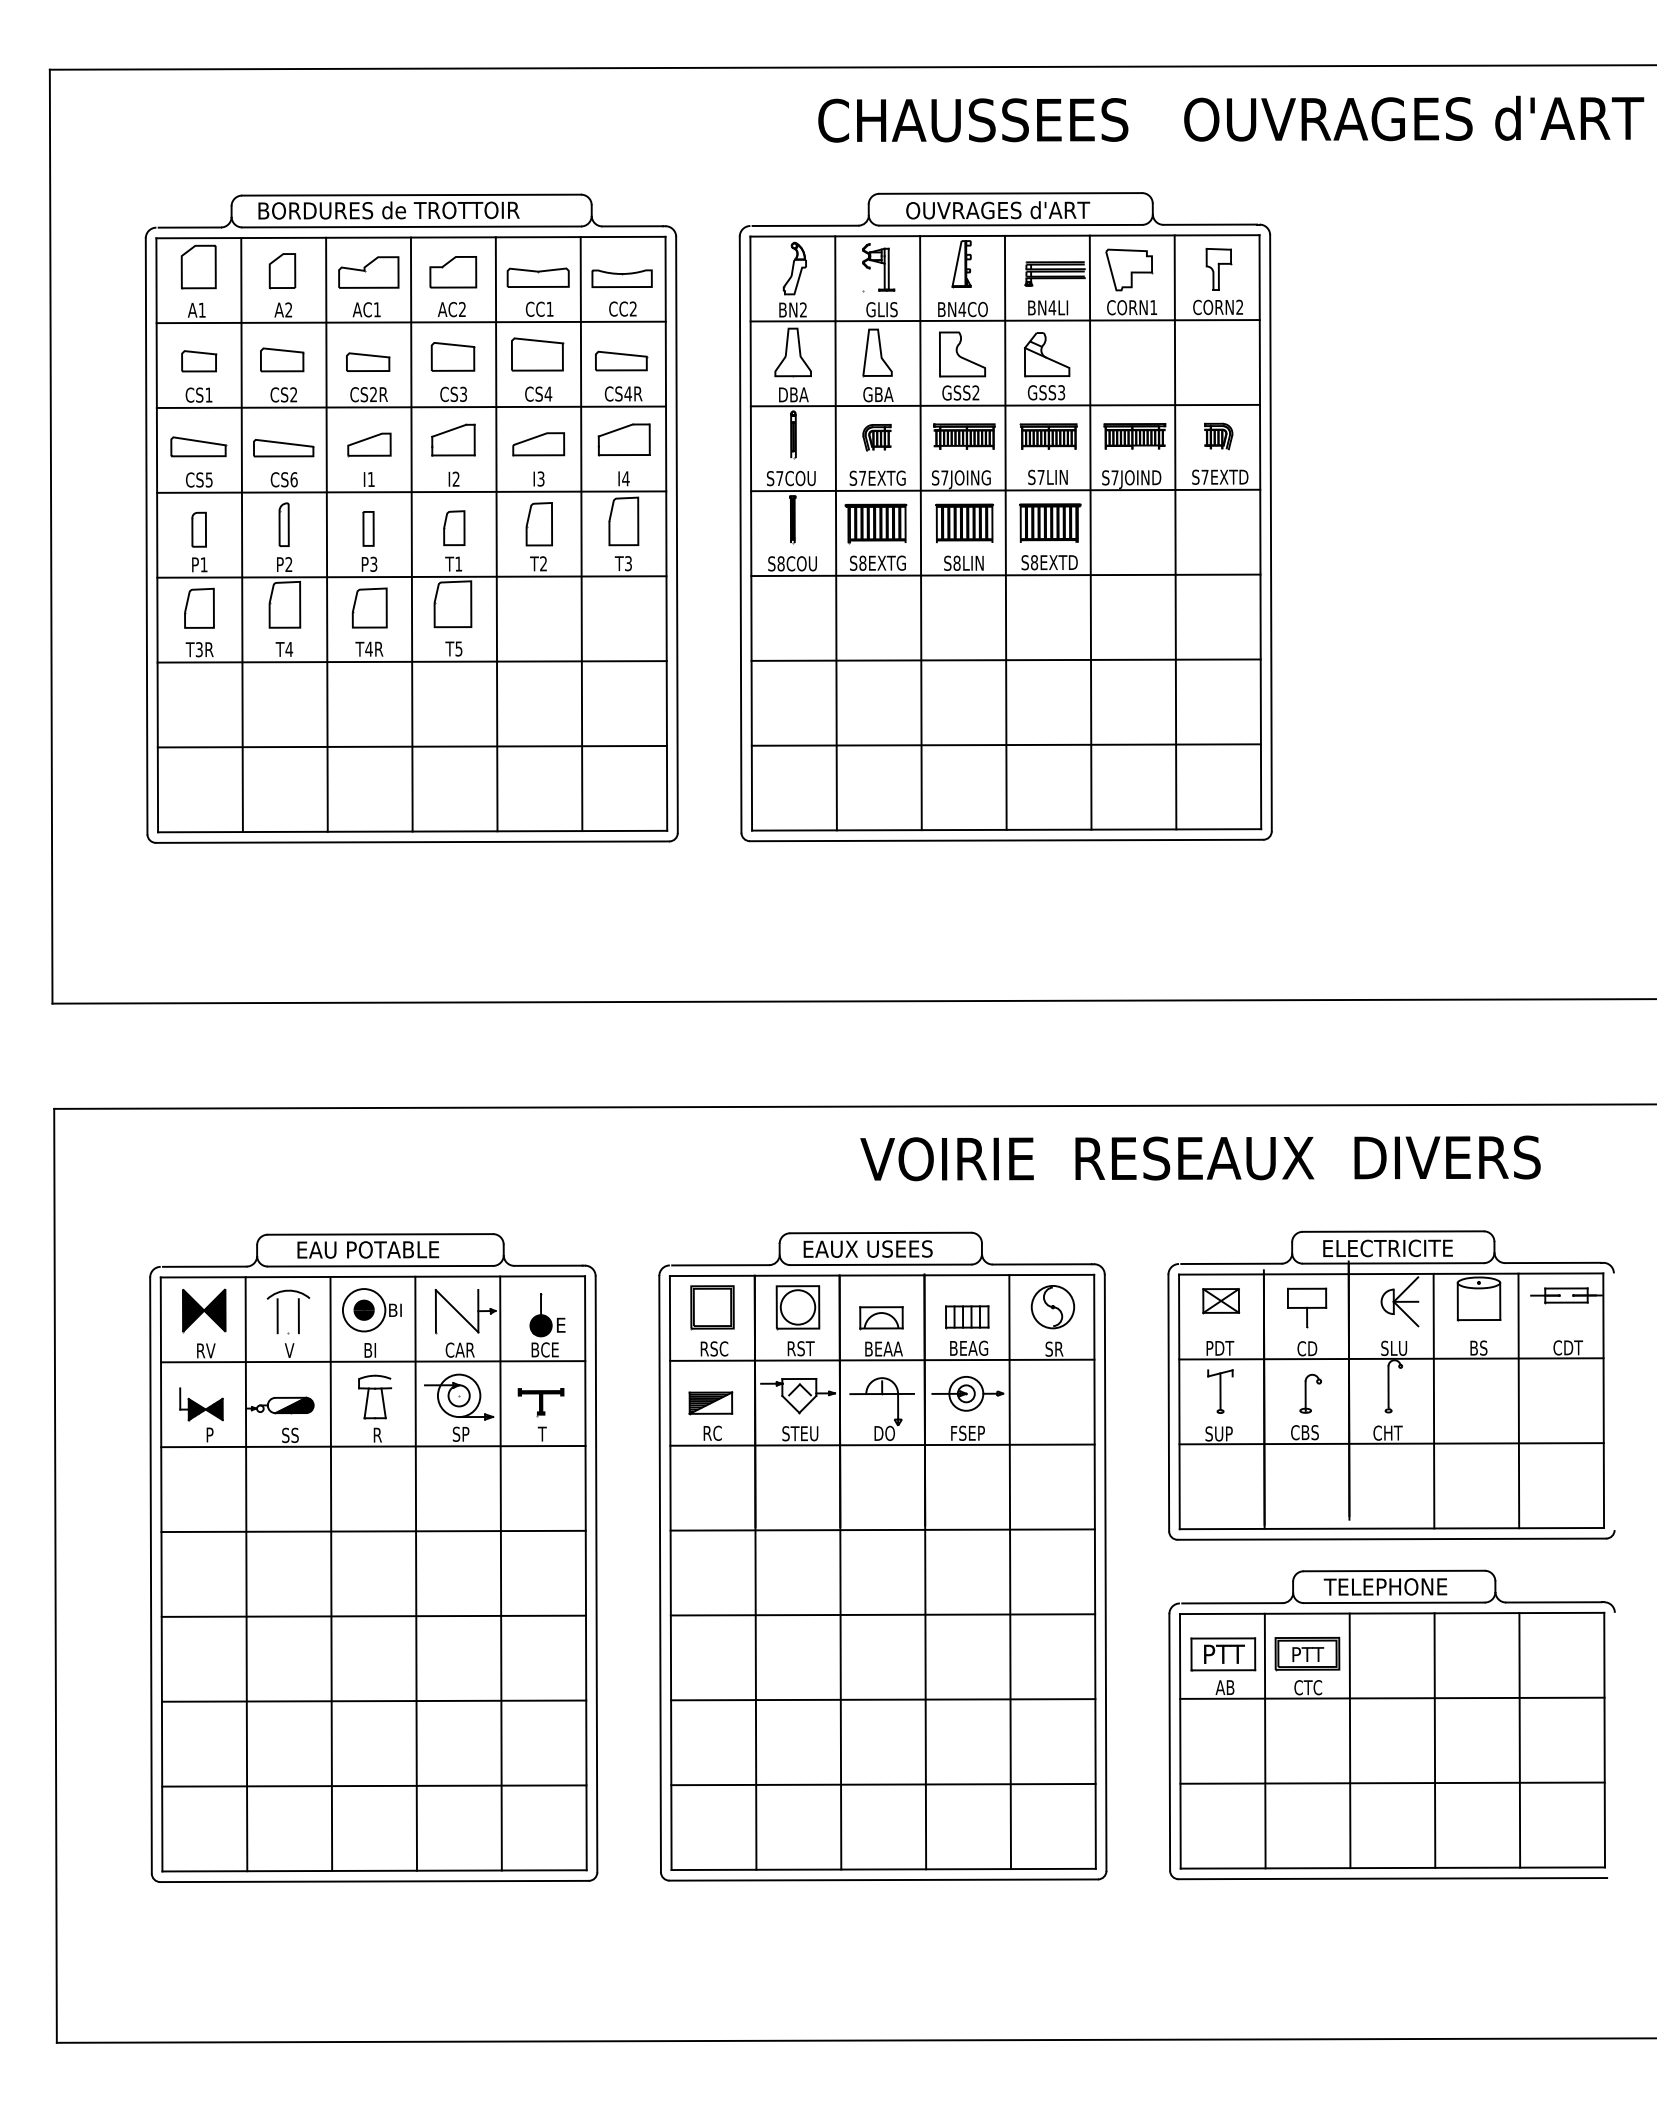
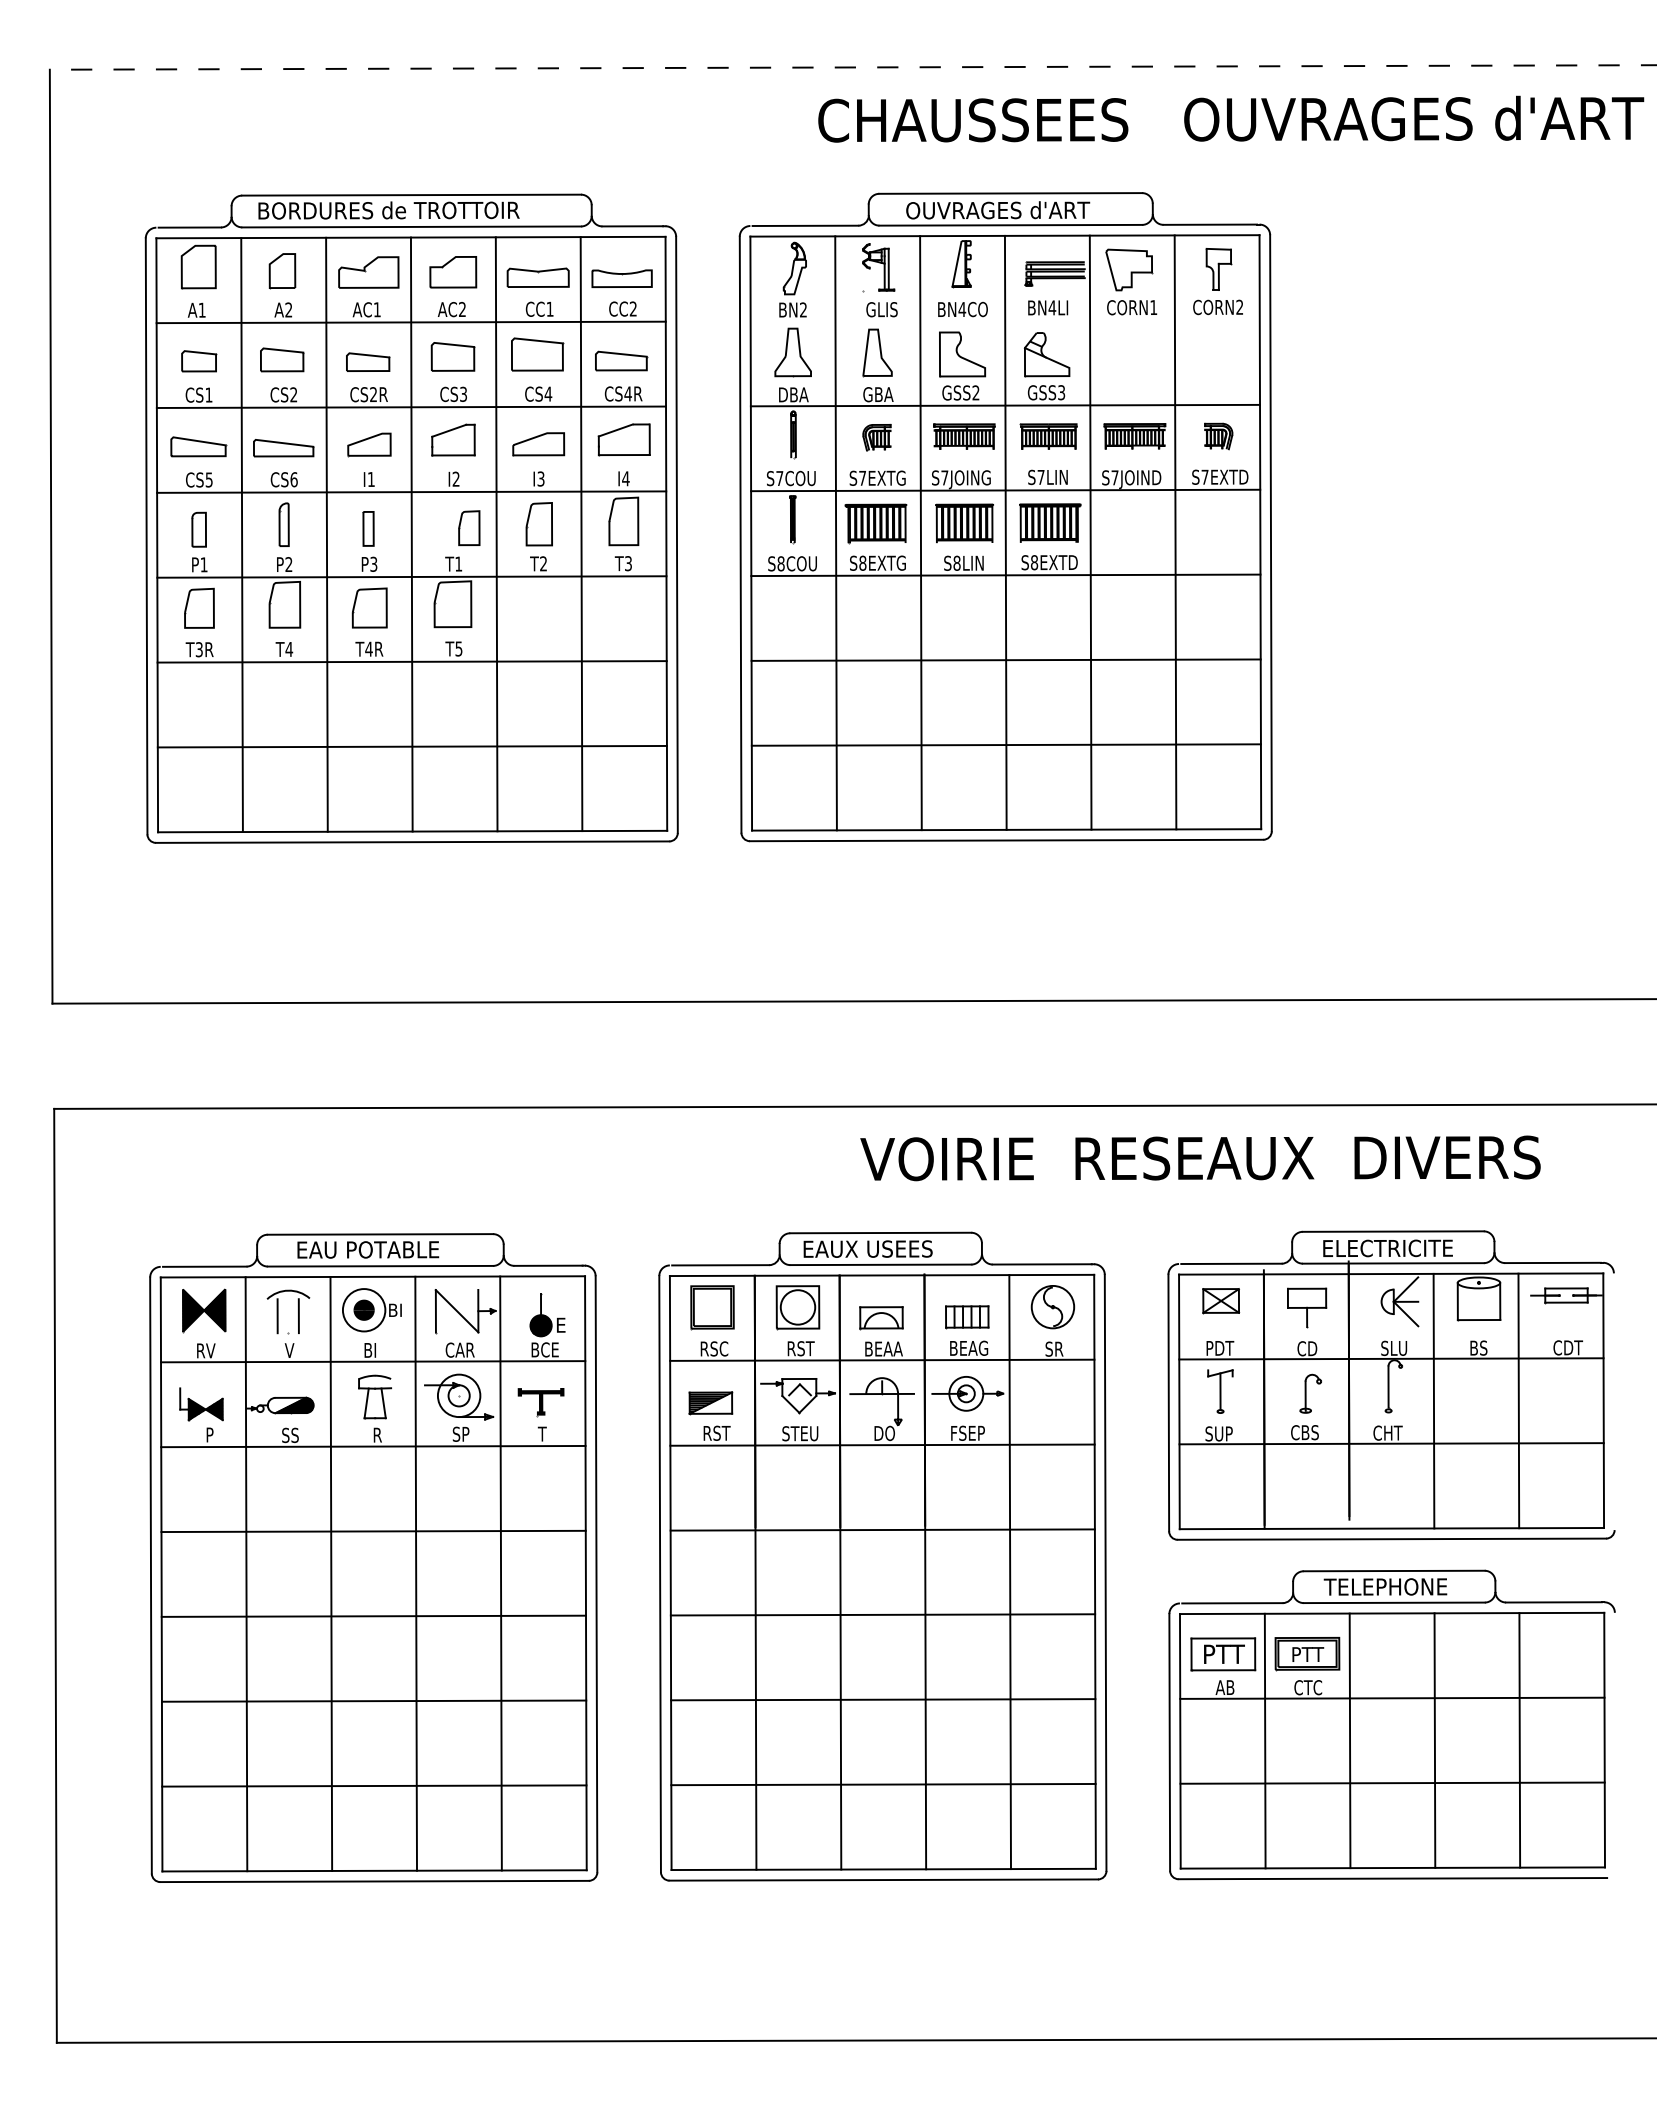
line: solid -> dashed (852, 67)
line: present -> none (1004, 320)
part position: (454, 528) -> (469, 528) (469, 528)
text: RC -> RST (721, 1432)
